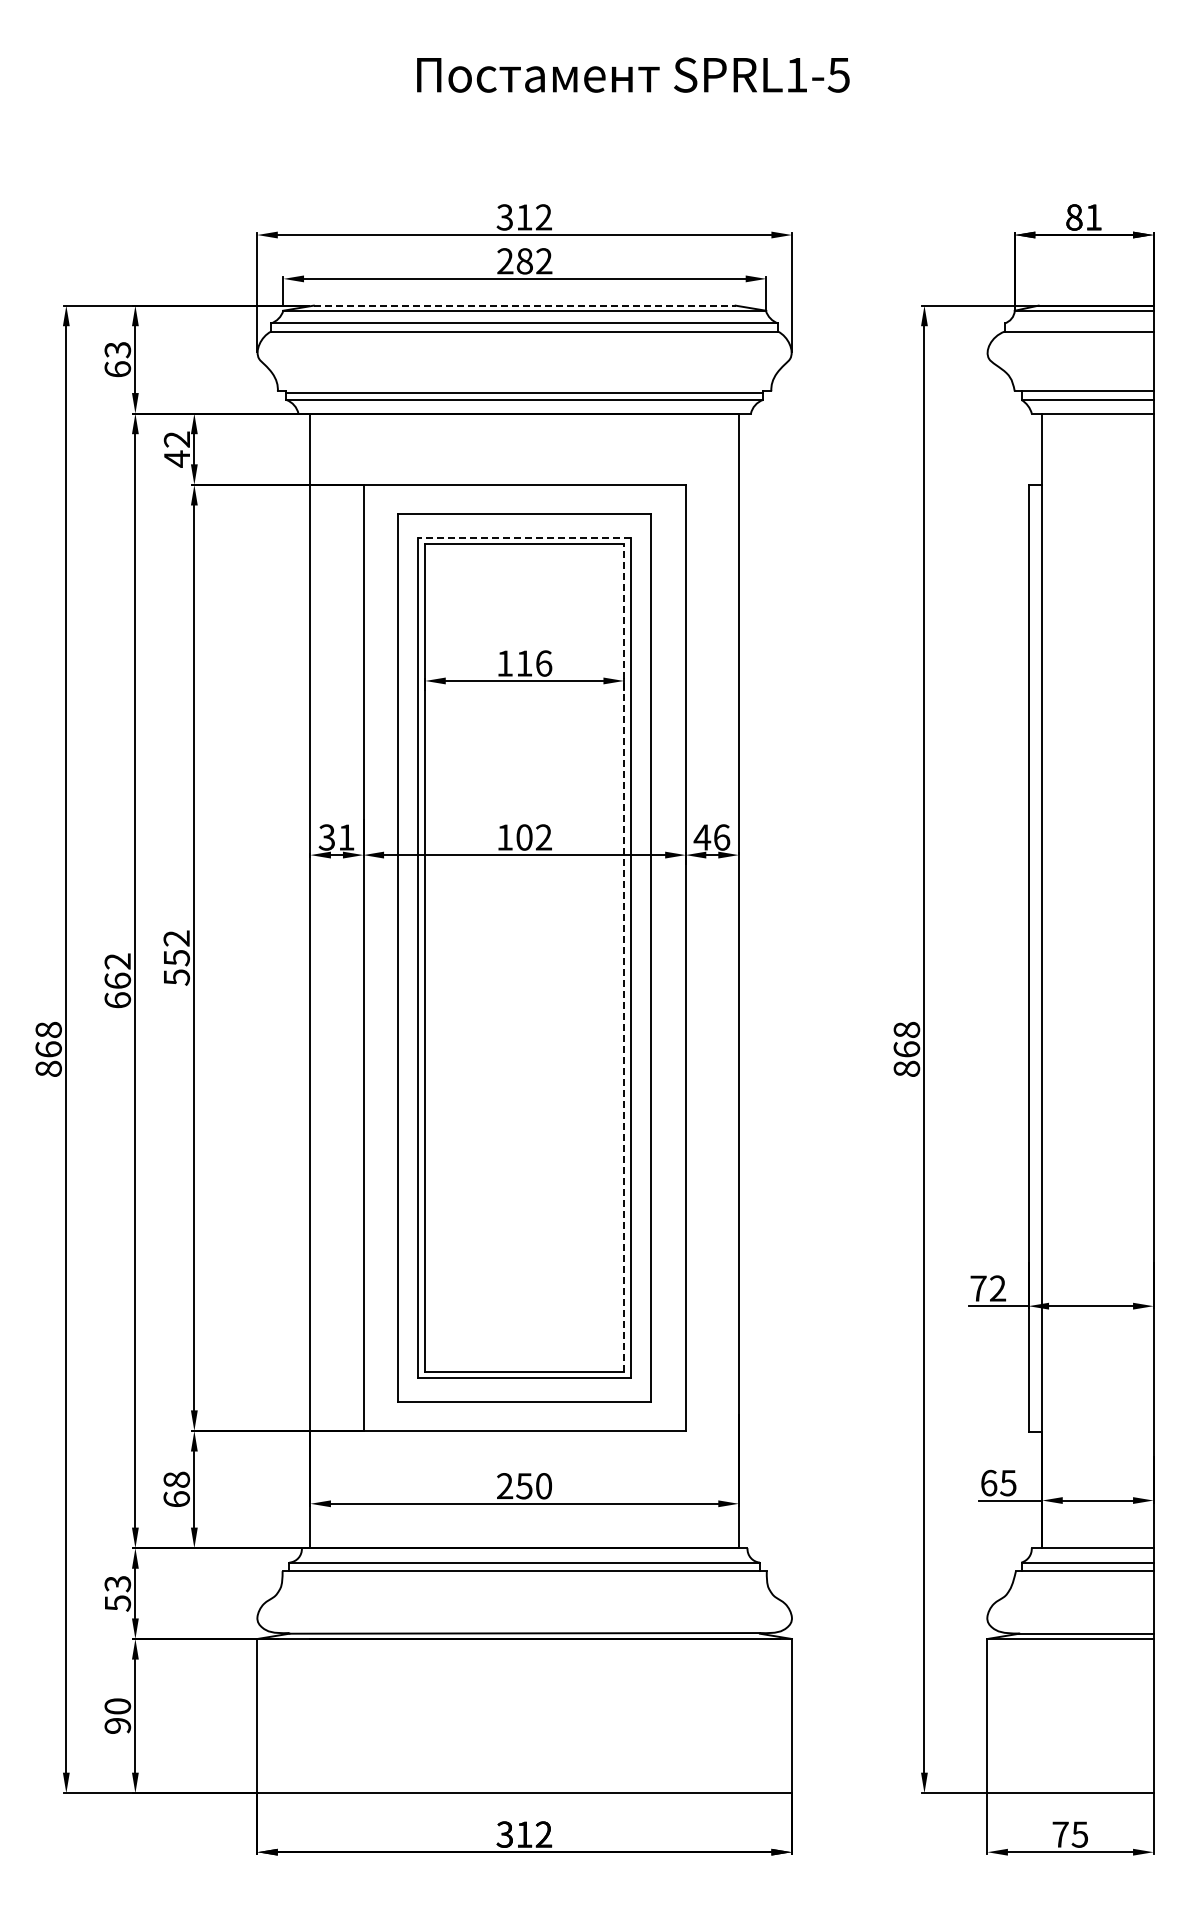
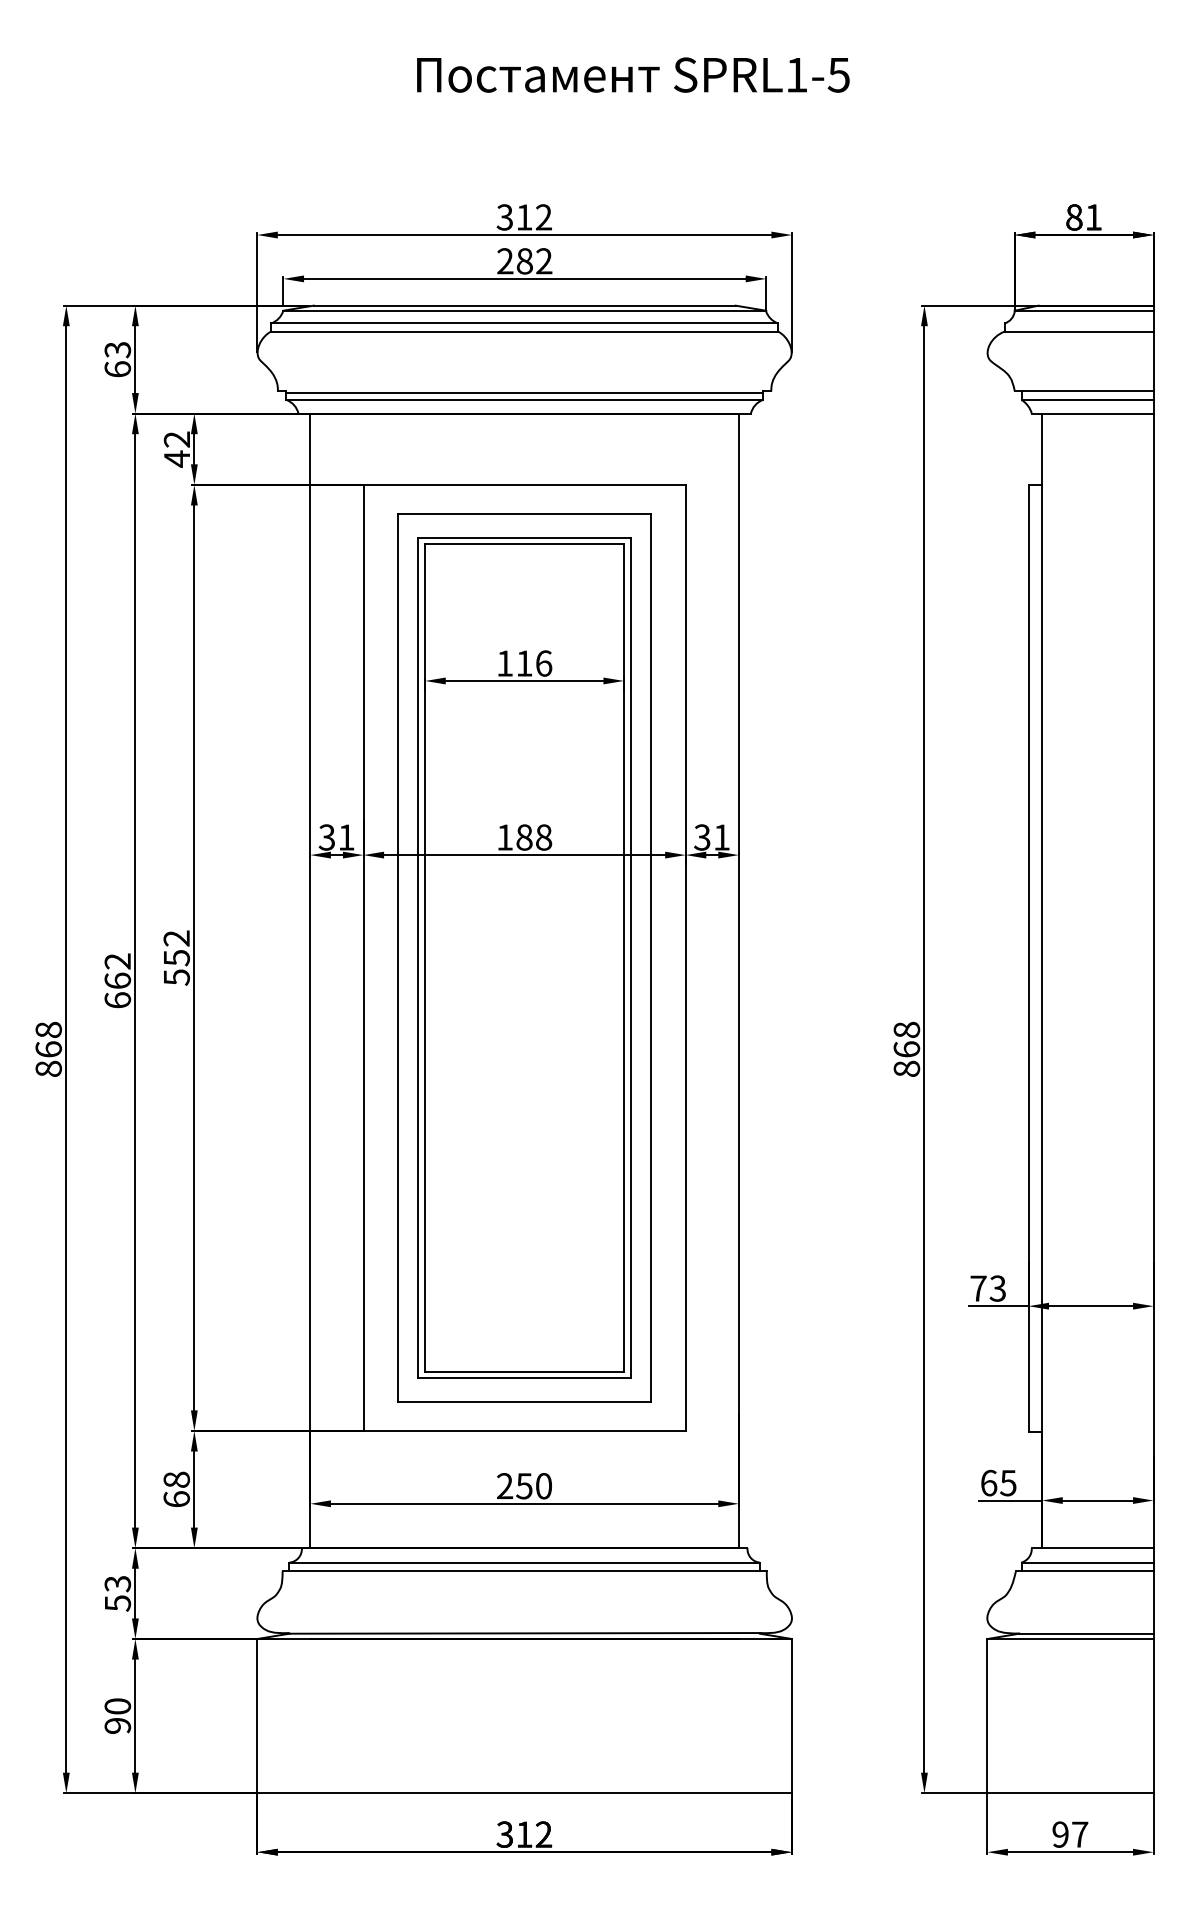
line: dashed -> solid (524, 305)
line: dashed -> solid (524, 538)
text: 102 -> 188 (534, 837)
text: 46 -> 31 (711, 837)
line: dashed -> solid (624, 957)
text: 72 -> 73 (997, 1288)
text: 75 -> 97 (1070, 1834)
